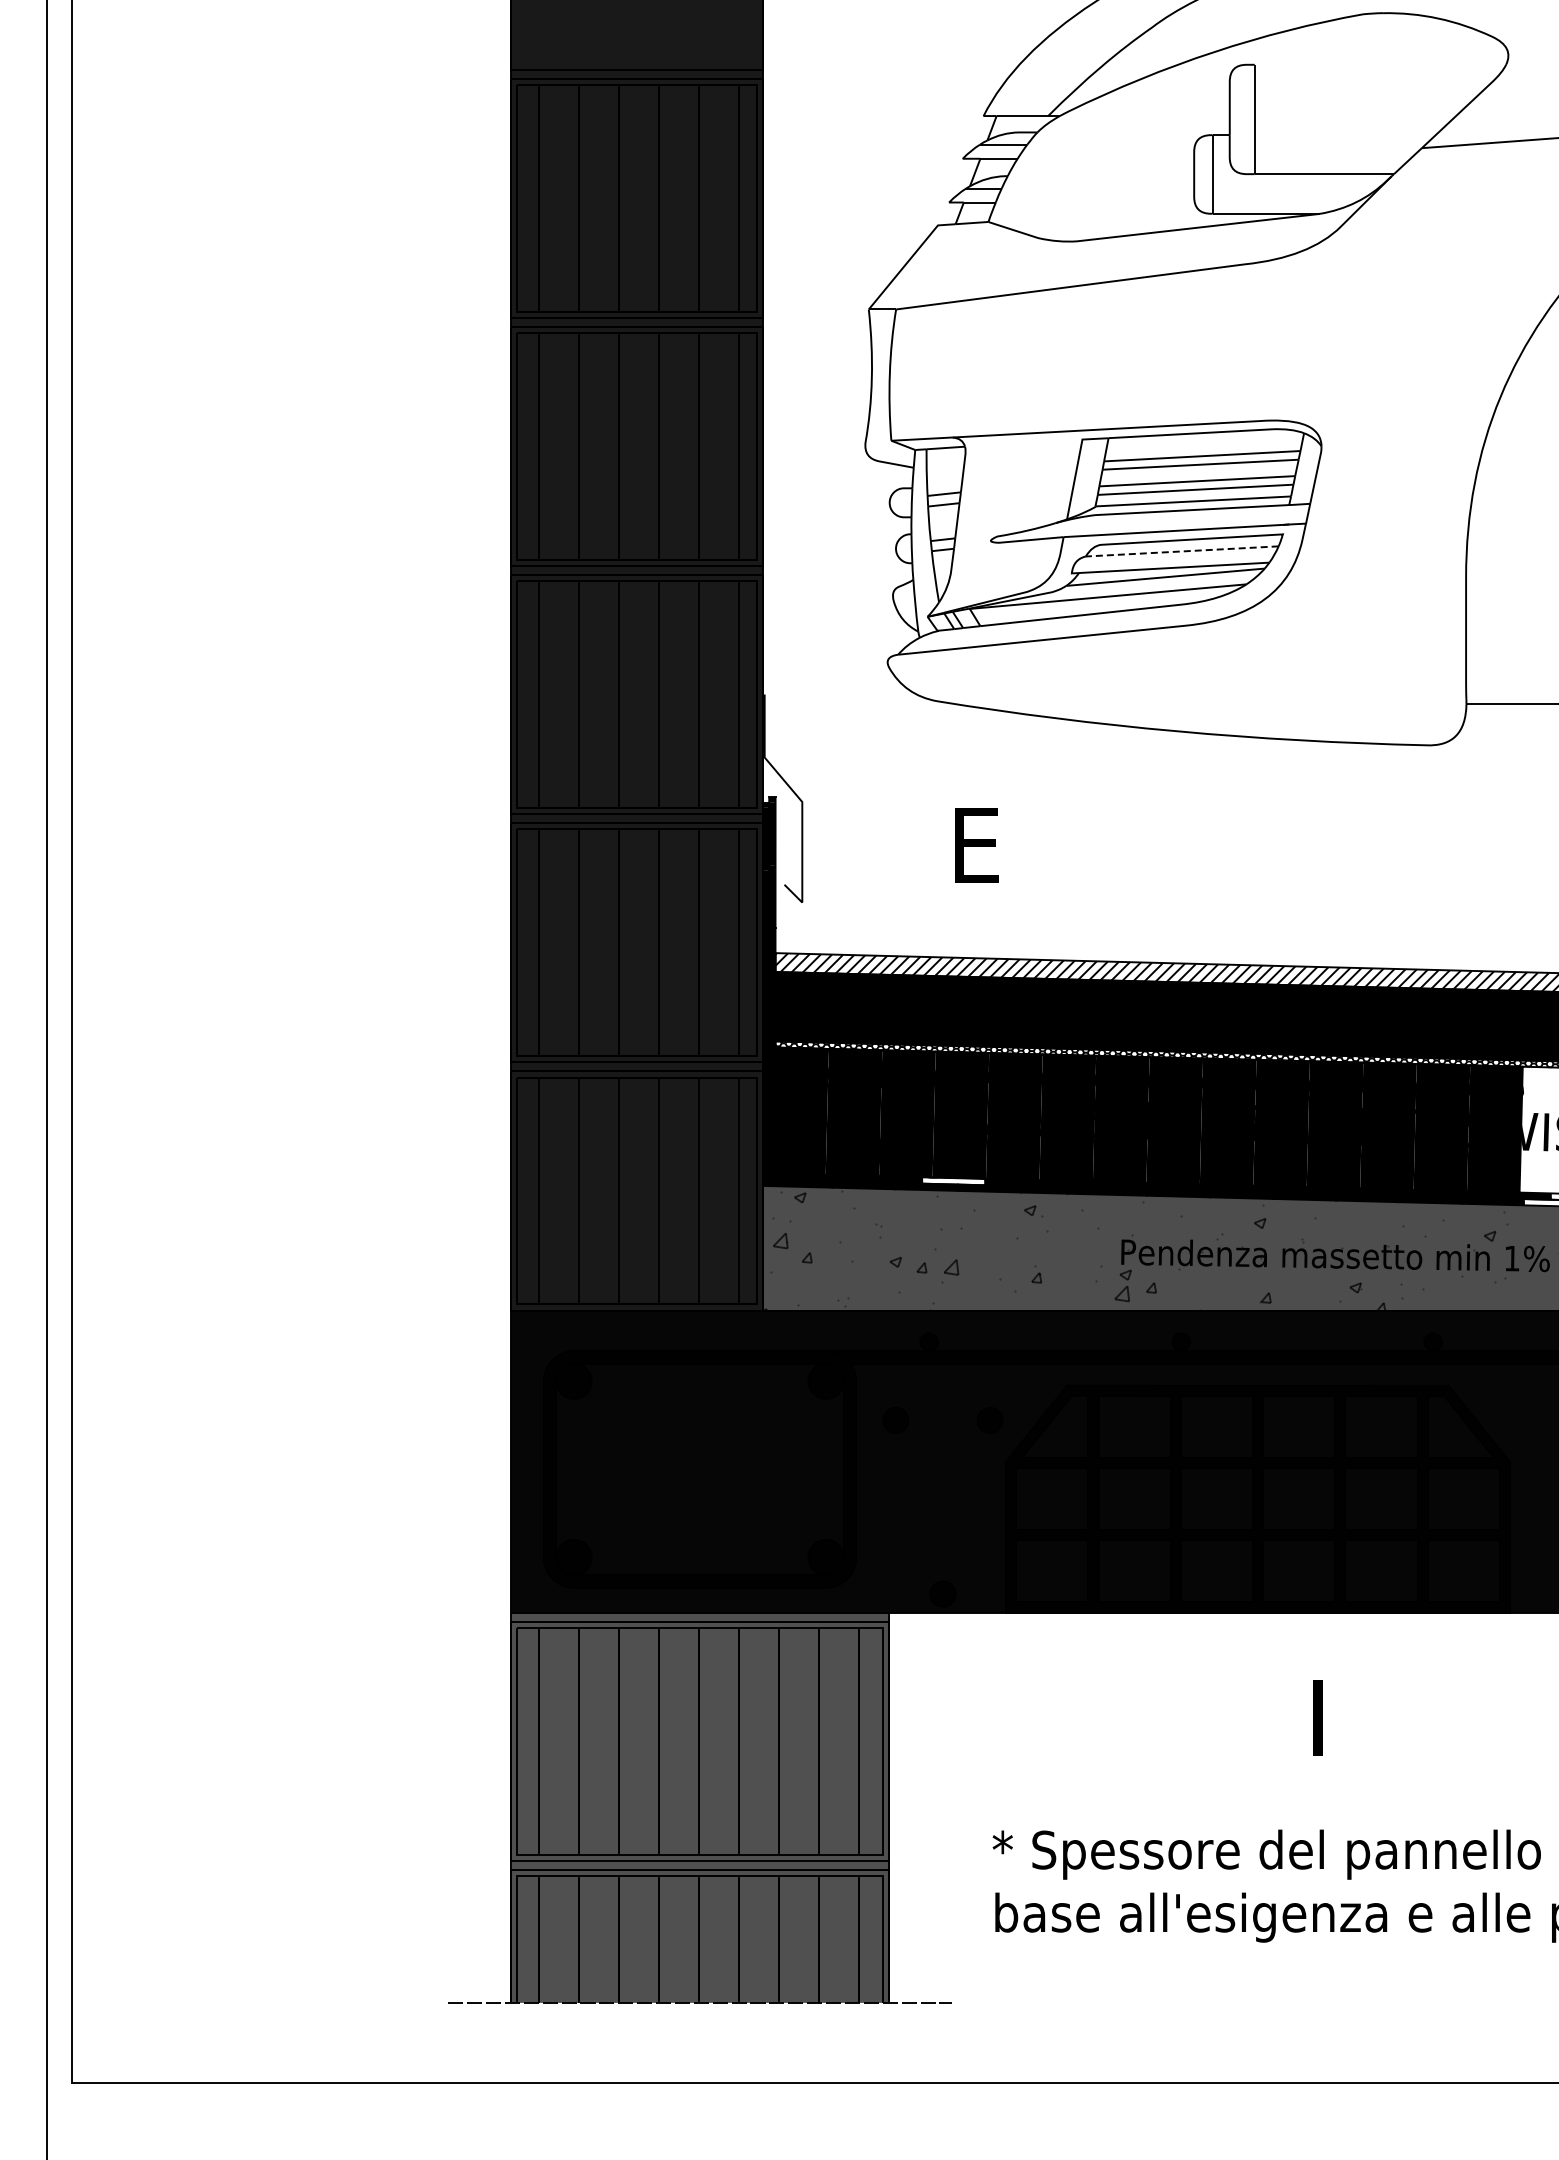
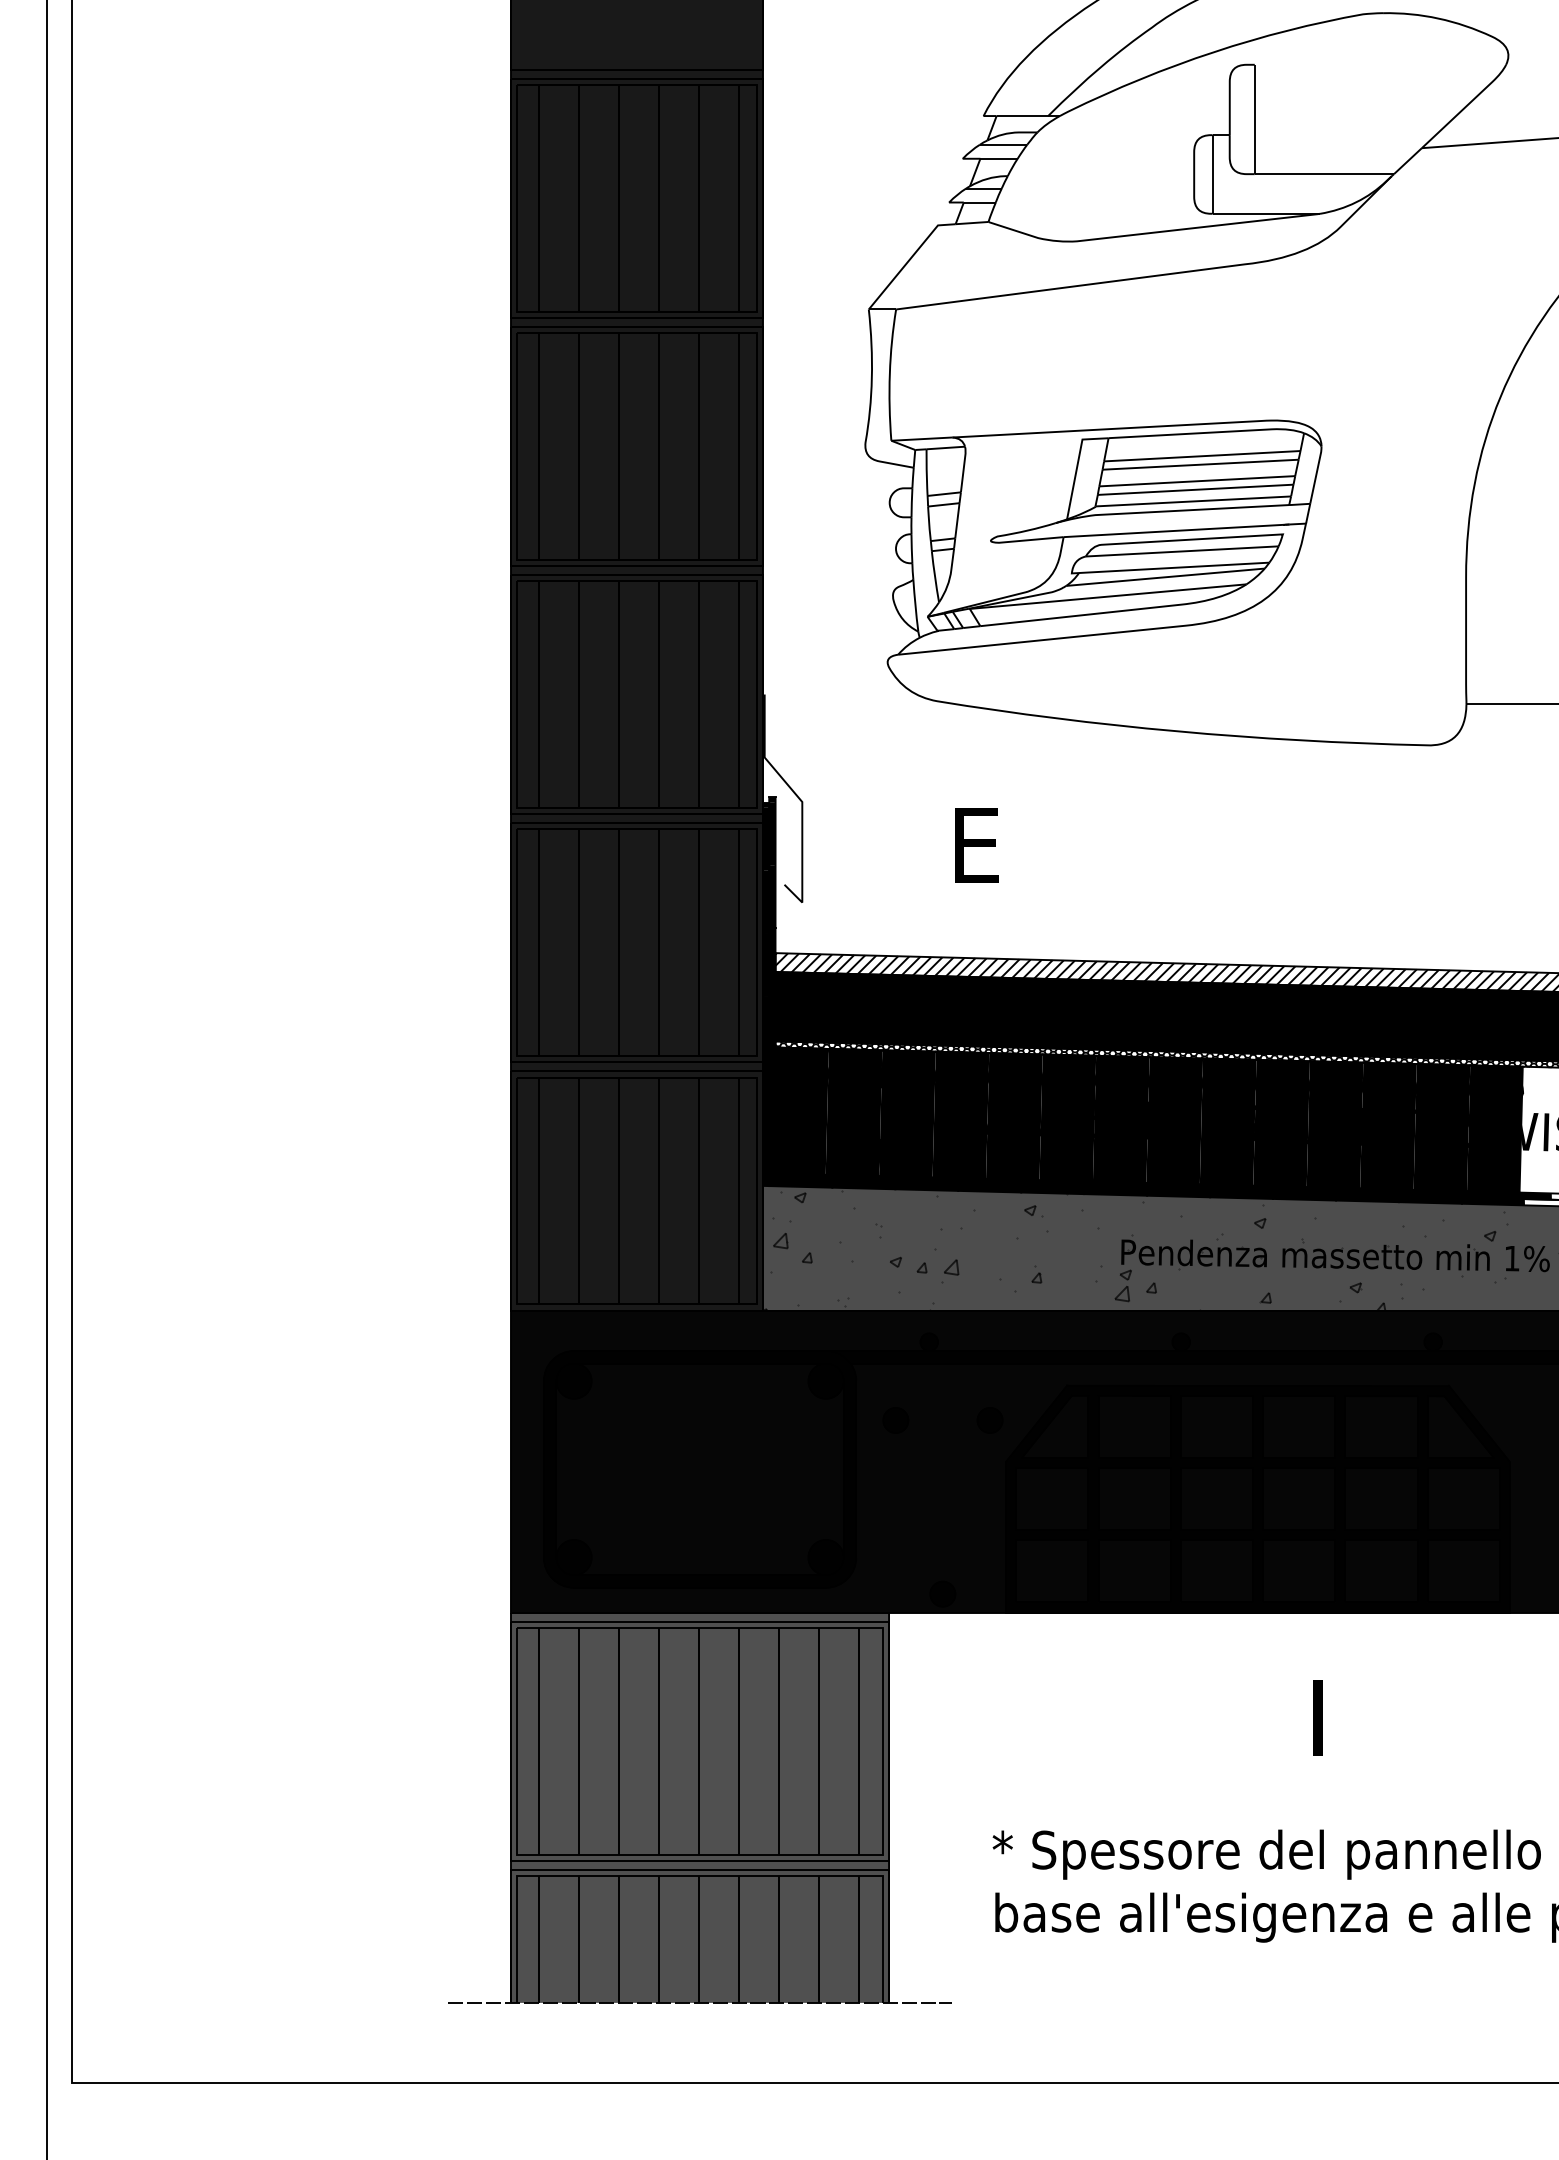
line: dashed -> solid (1182, 551)
fill: none -> present (953, 1181)
